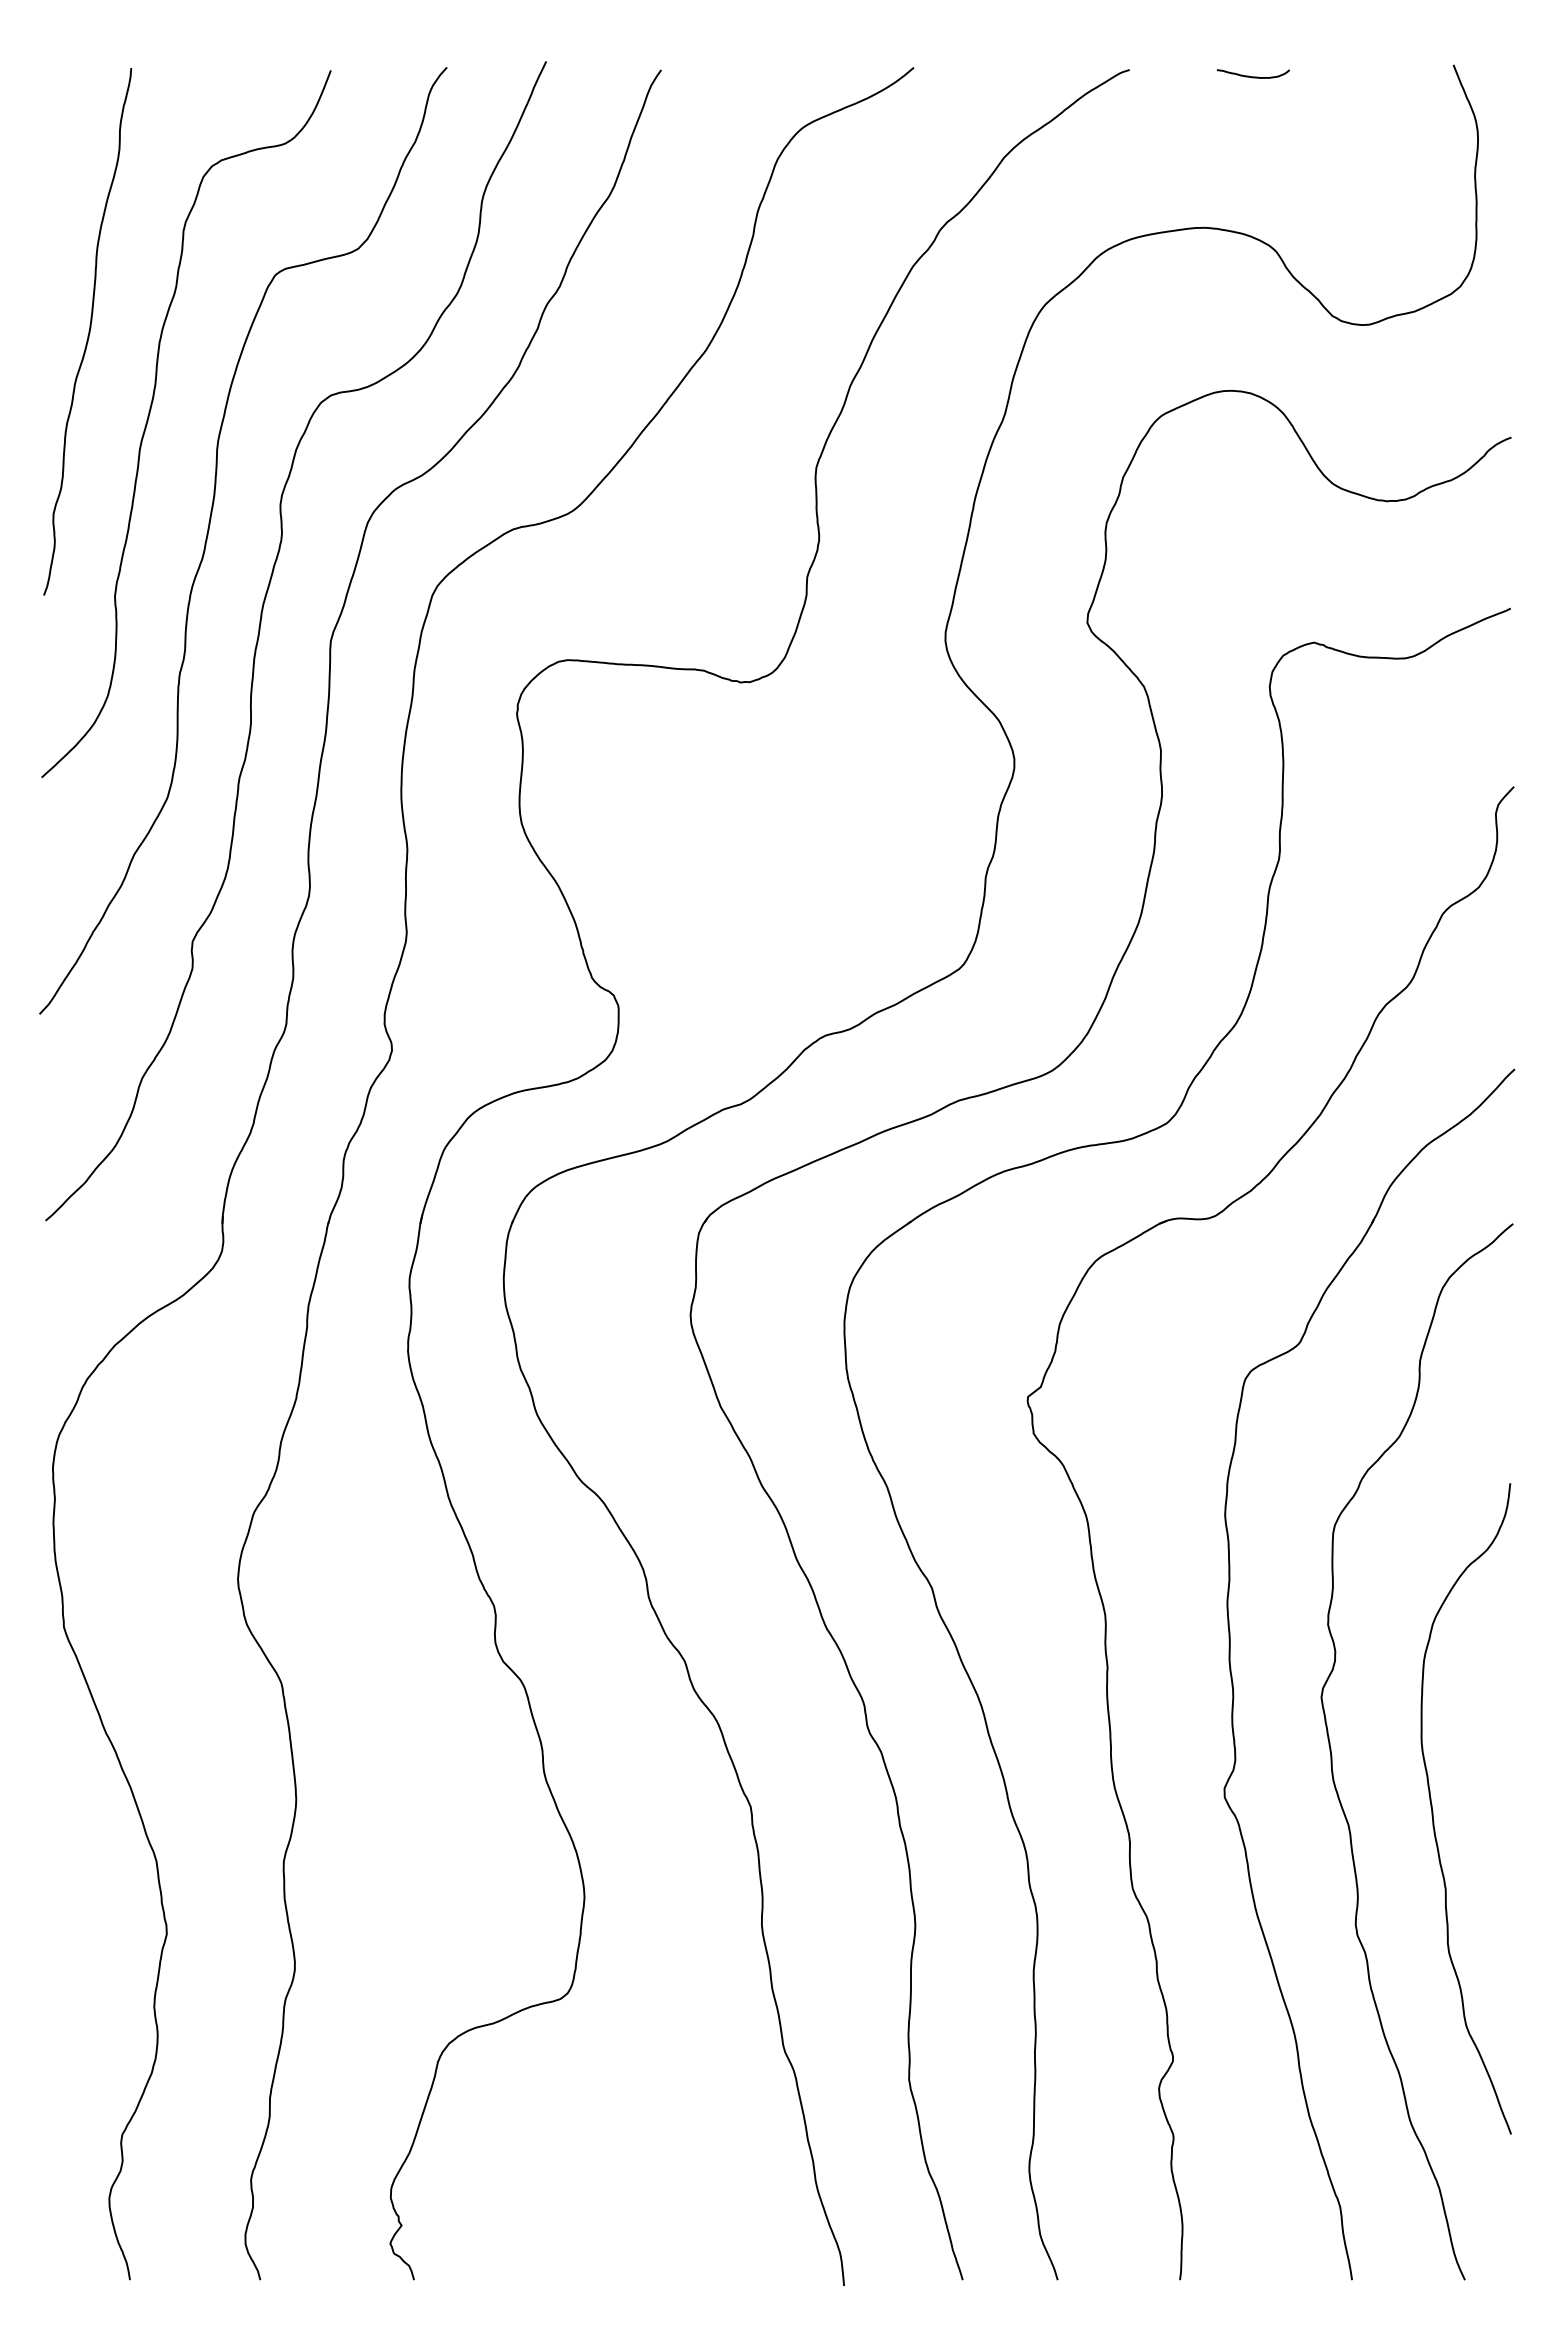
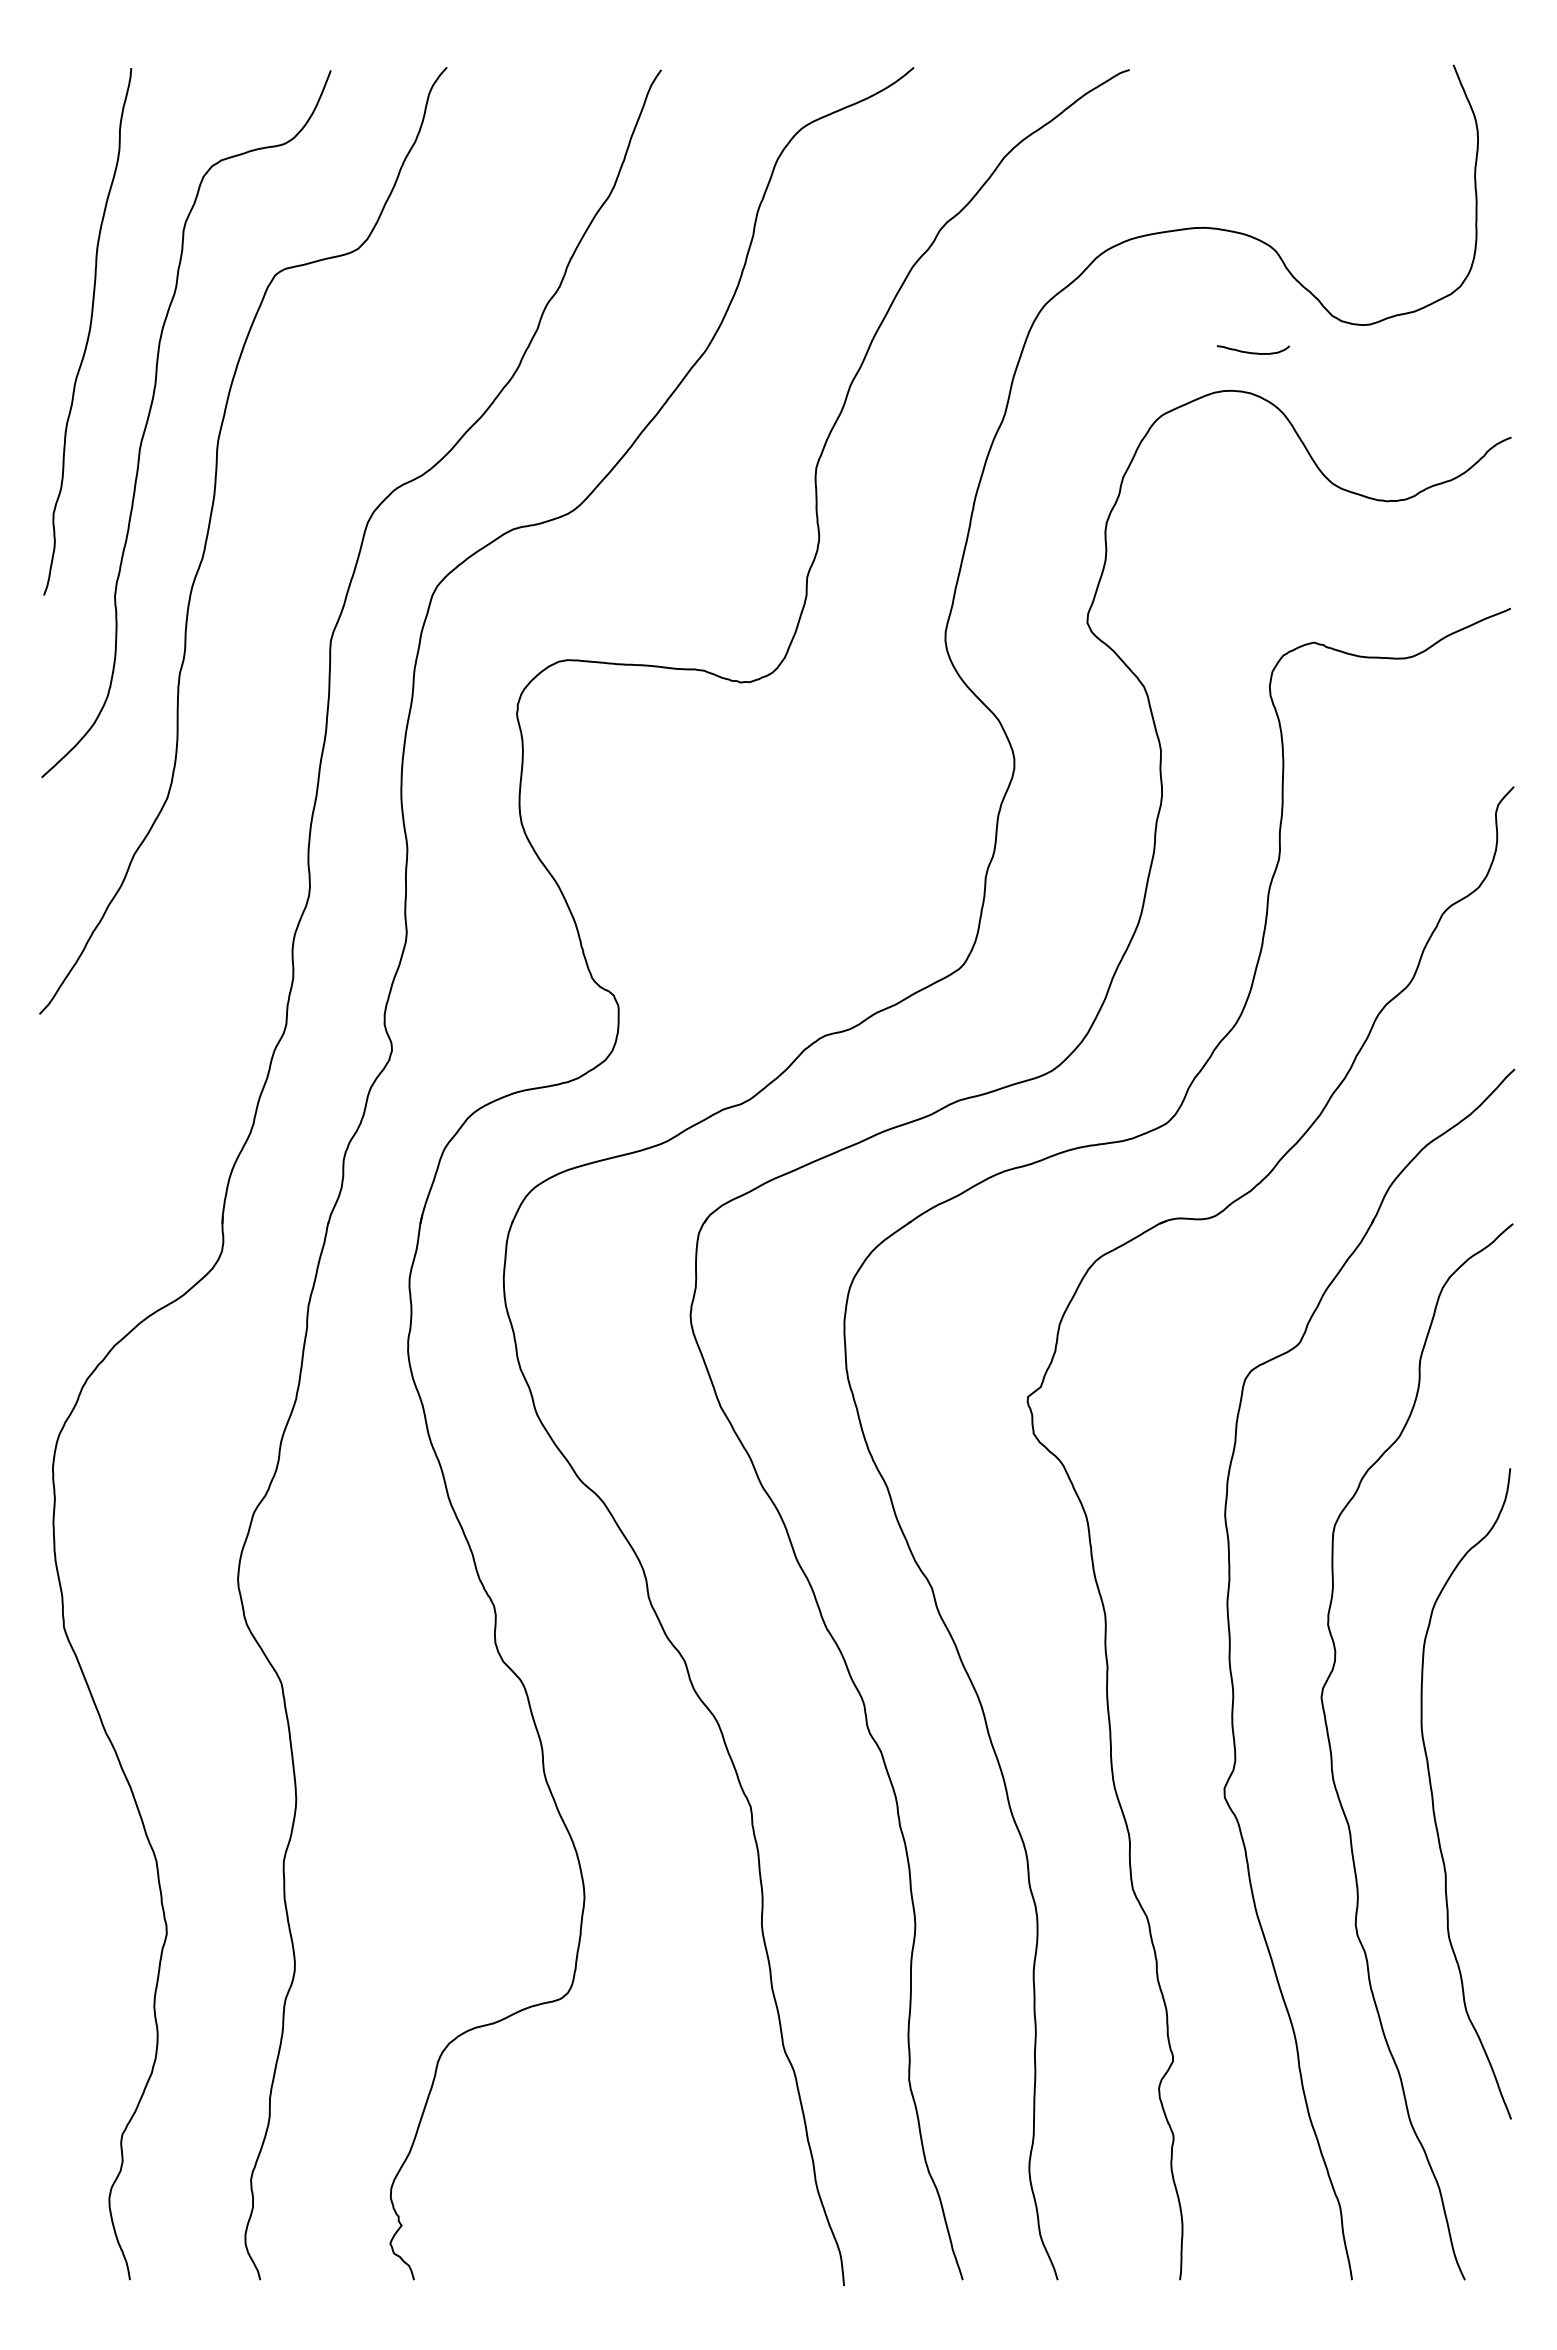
curve position: (1253, 76) -> (1253, 352) (1253, 352)
curve: present -> none (259, 637)
curve position: (1433, 1810) -> (1433, 1795) (1433, 1795)
